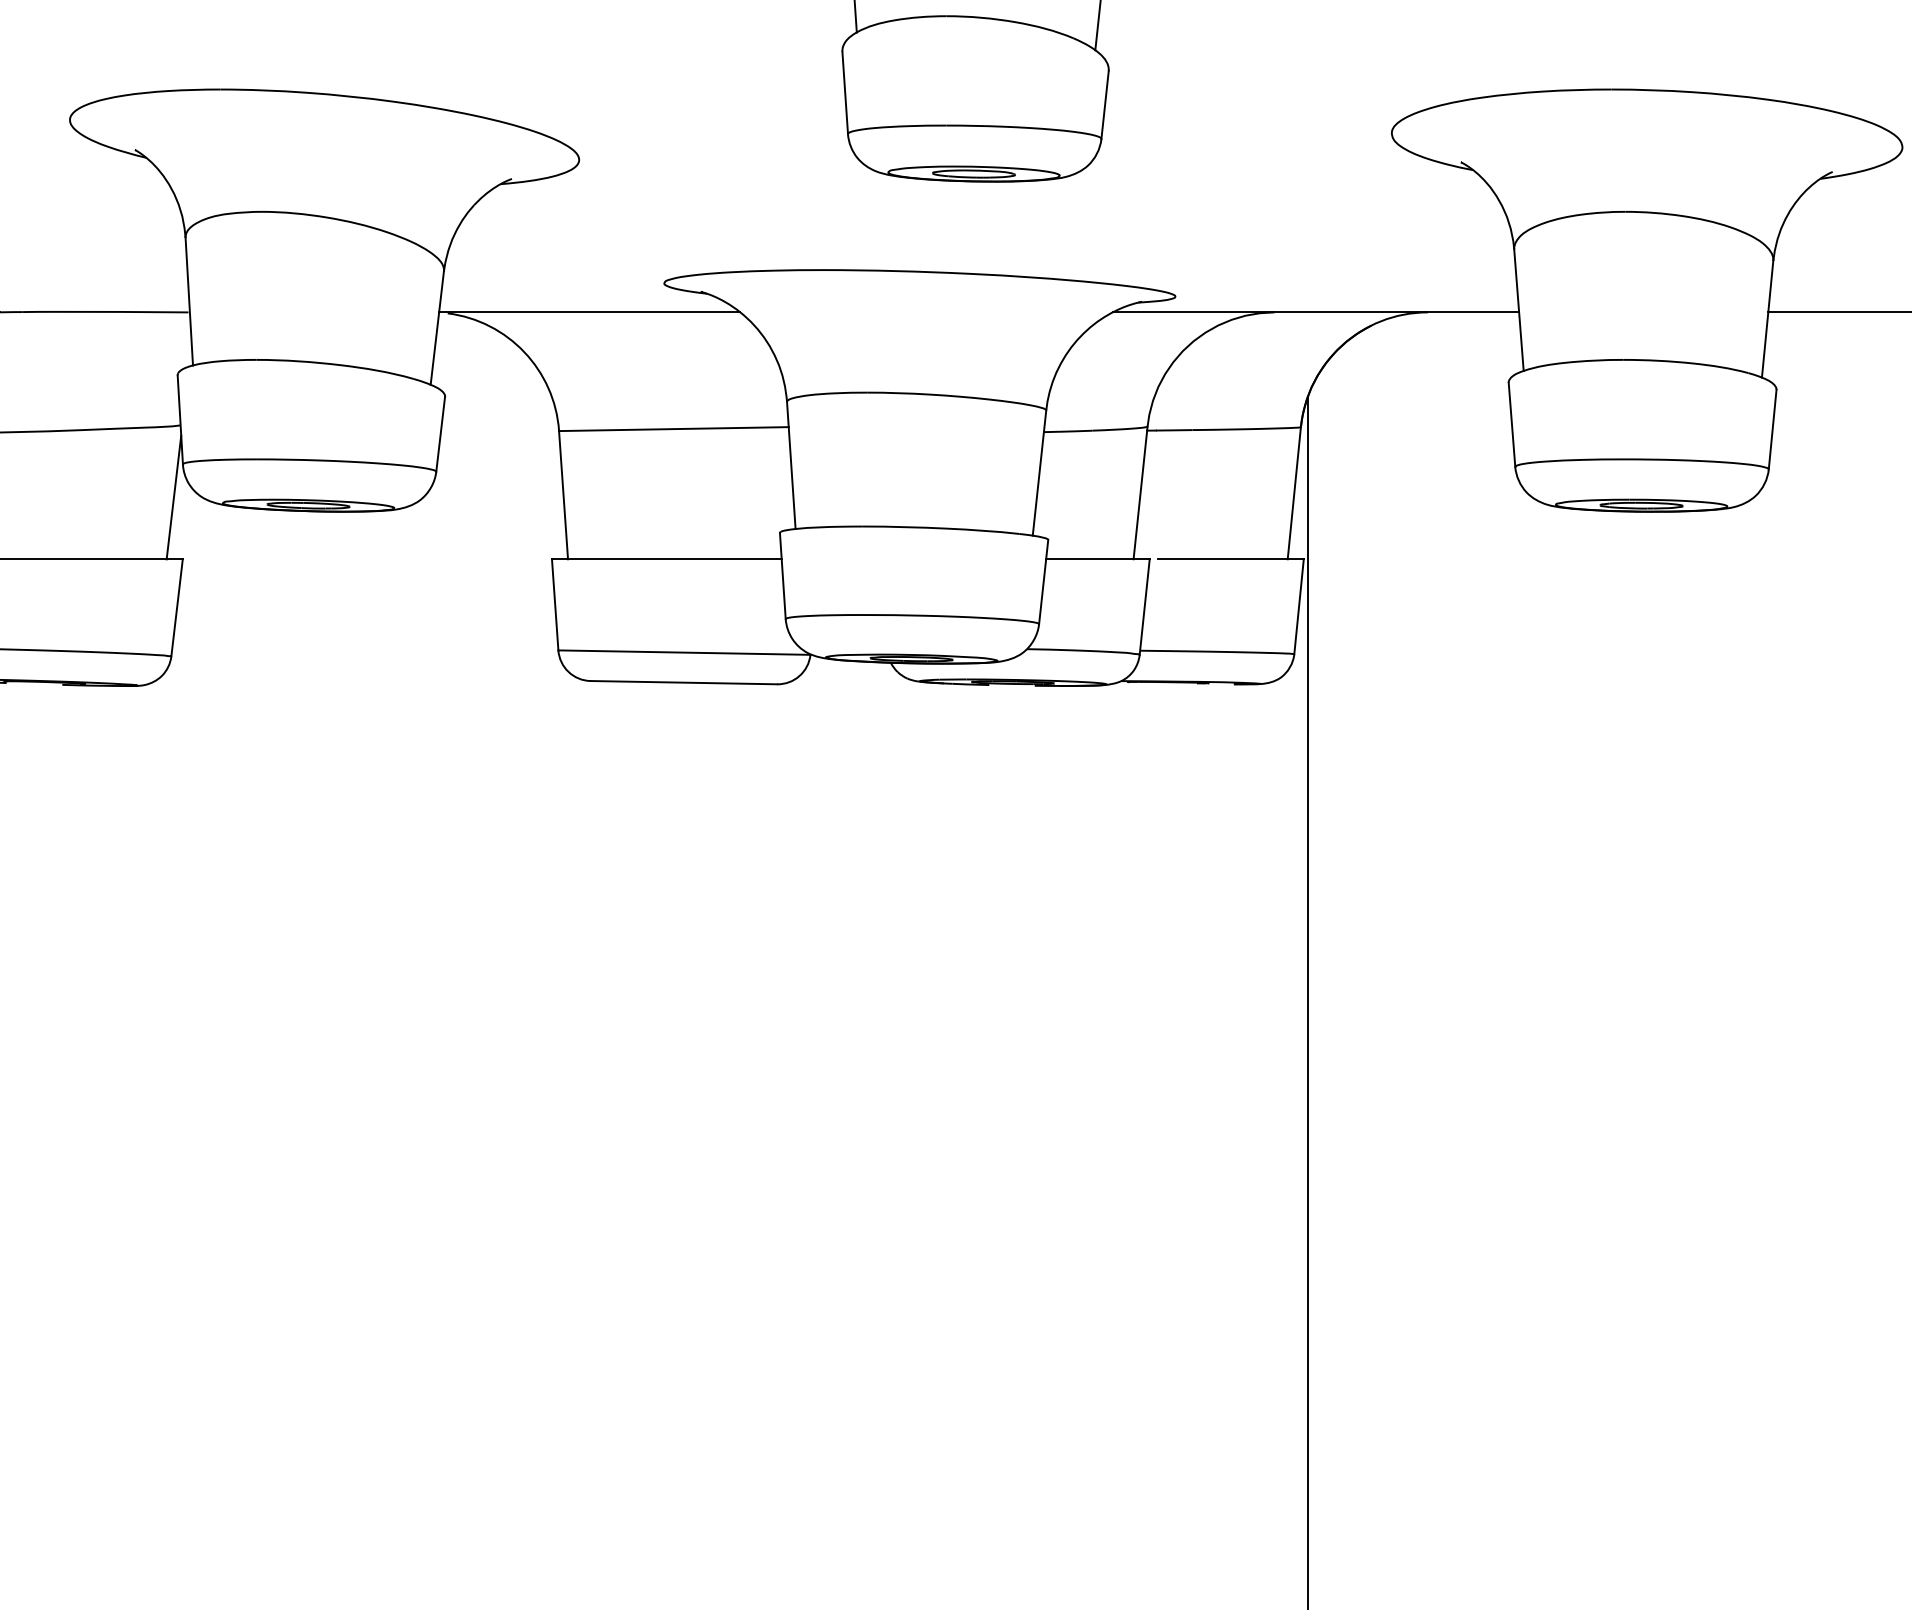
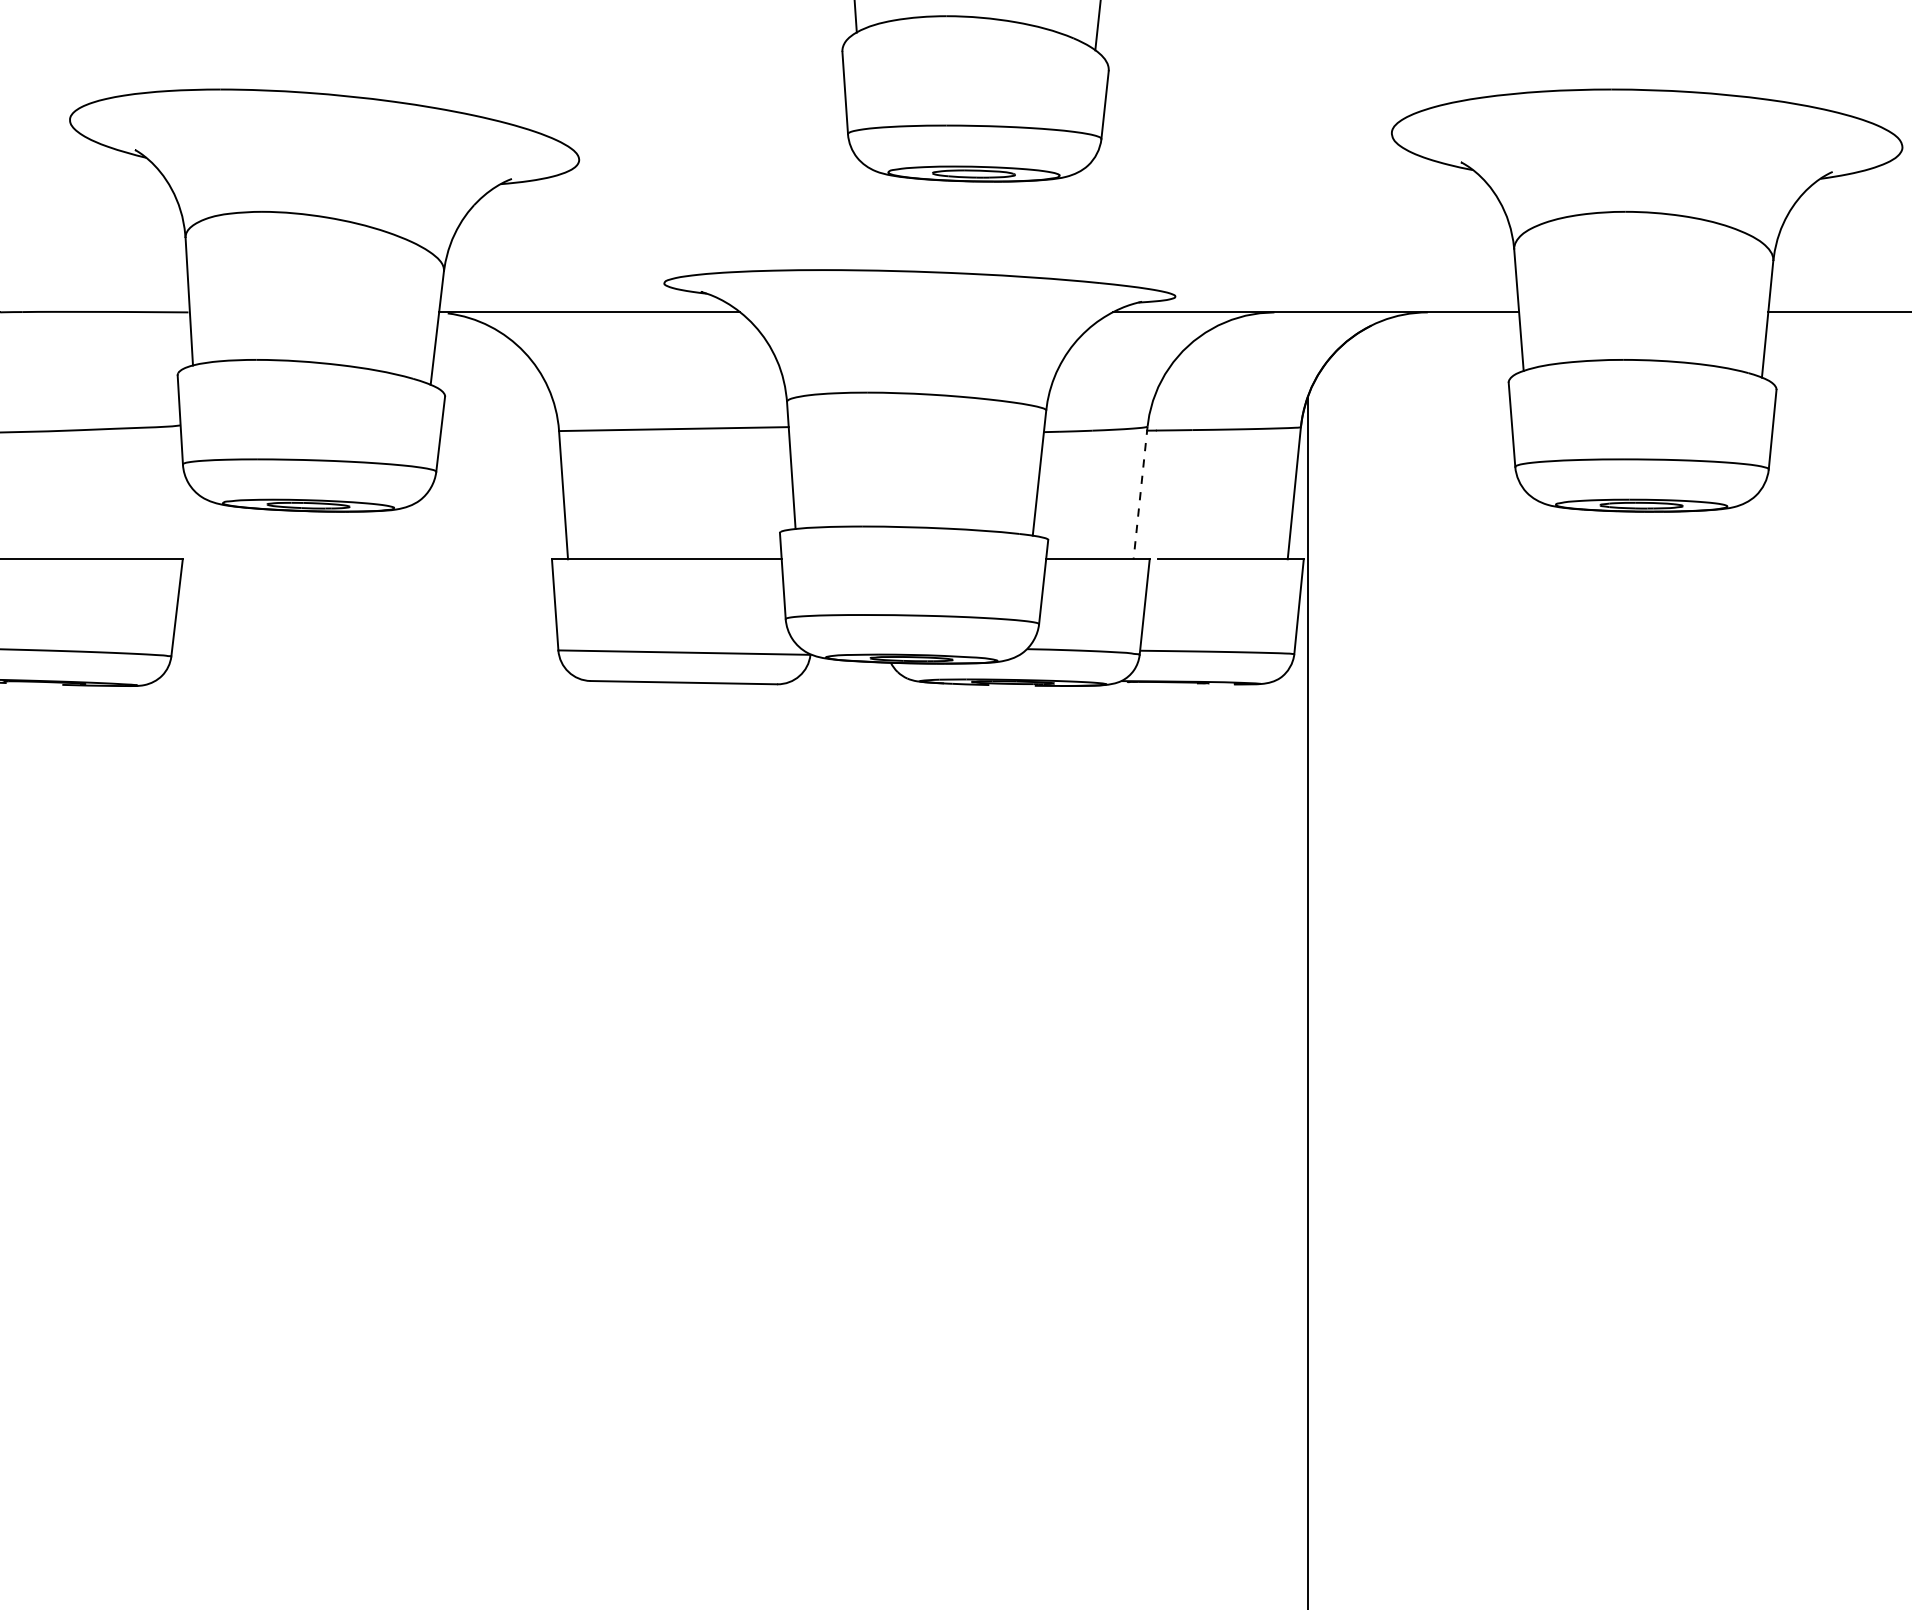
line: solid -> dashed (1140, 492)
line: present -> none (173, 497)
